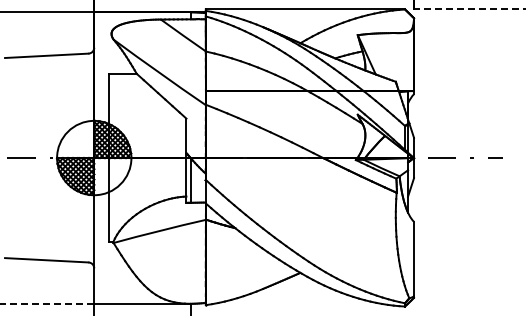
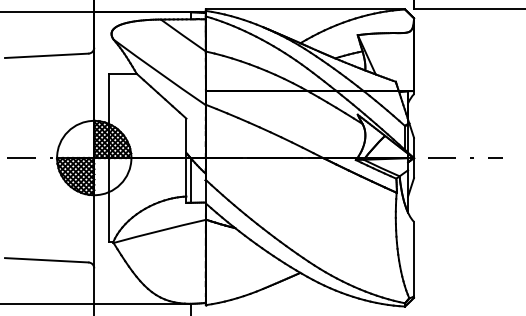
line: dashed -> solid (469, 9)
line: dashed -> solid (47, 303)
